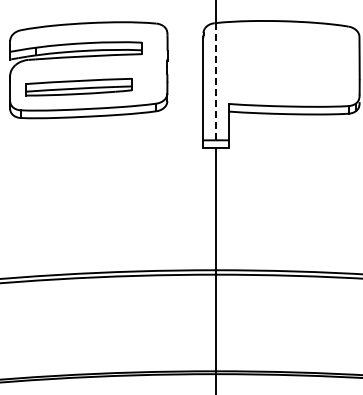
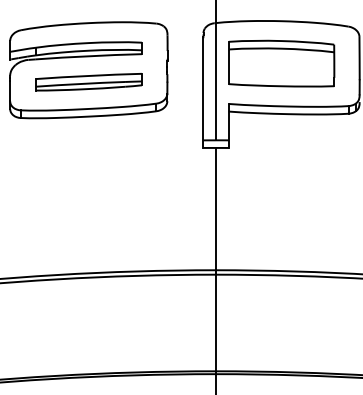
part: none -> present (281, 63)
line: dashed -> solid (215, 81)
part position: (78, 87) -> (88, 82) (88, 82)
